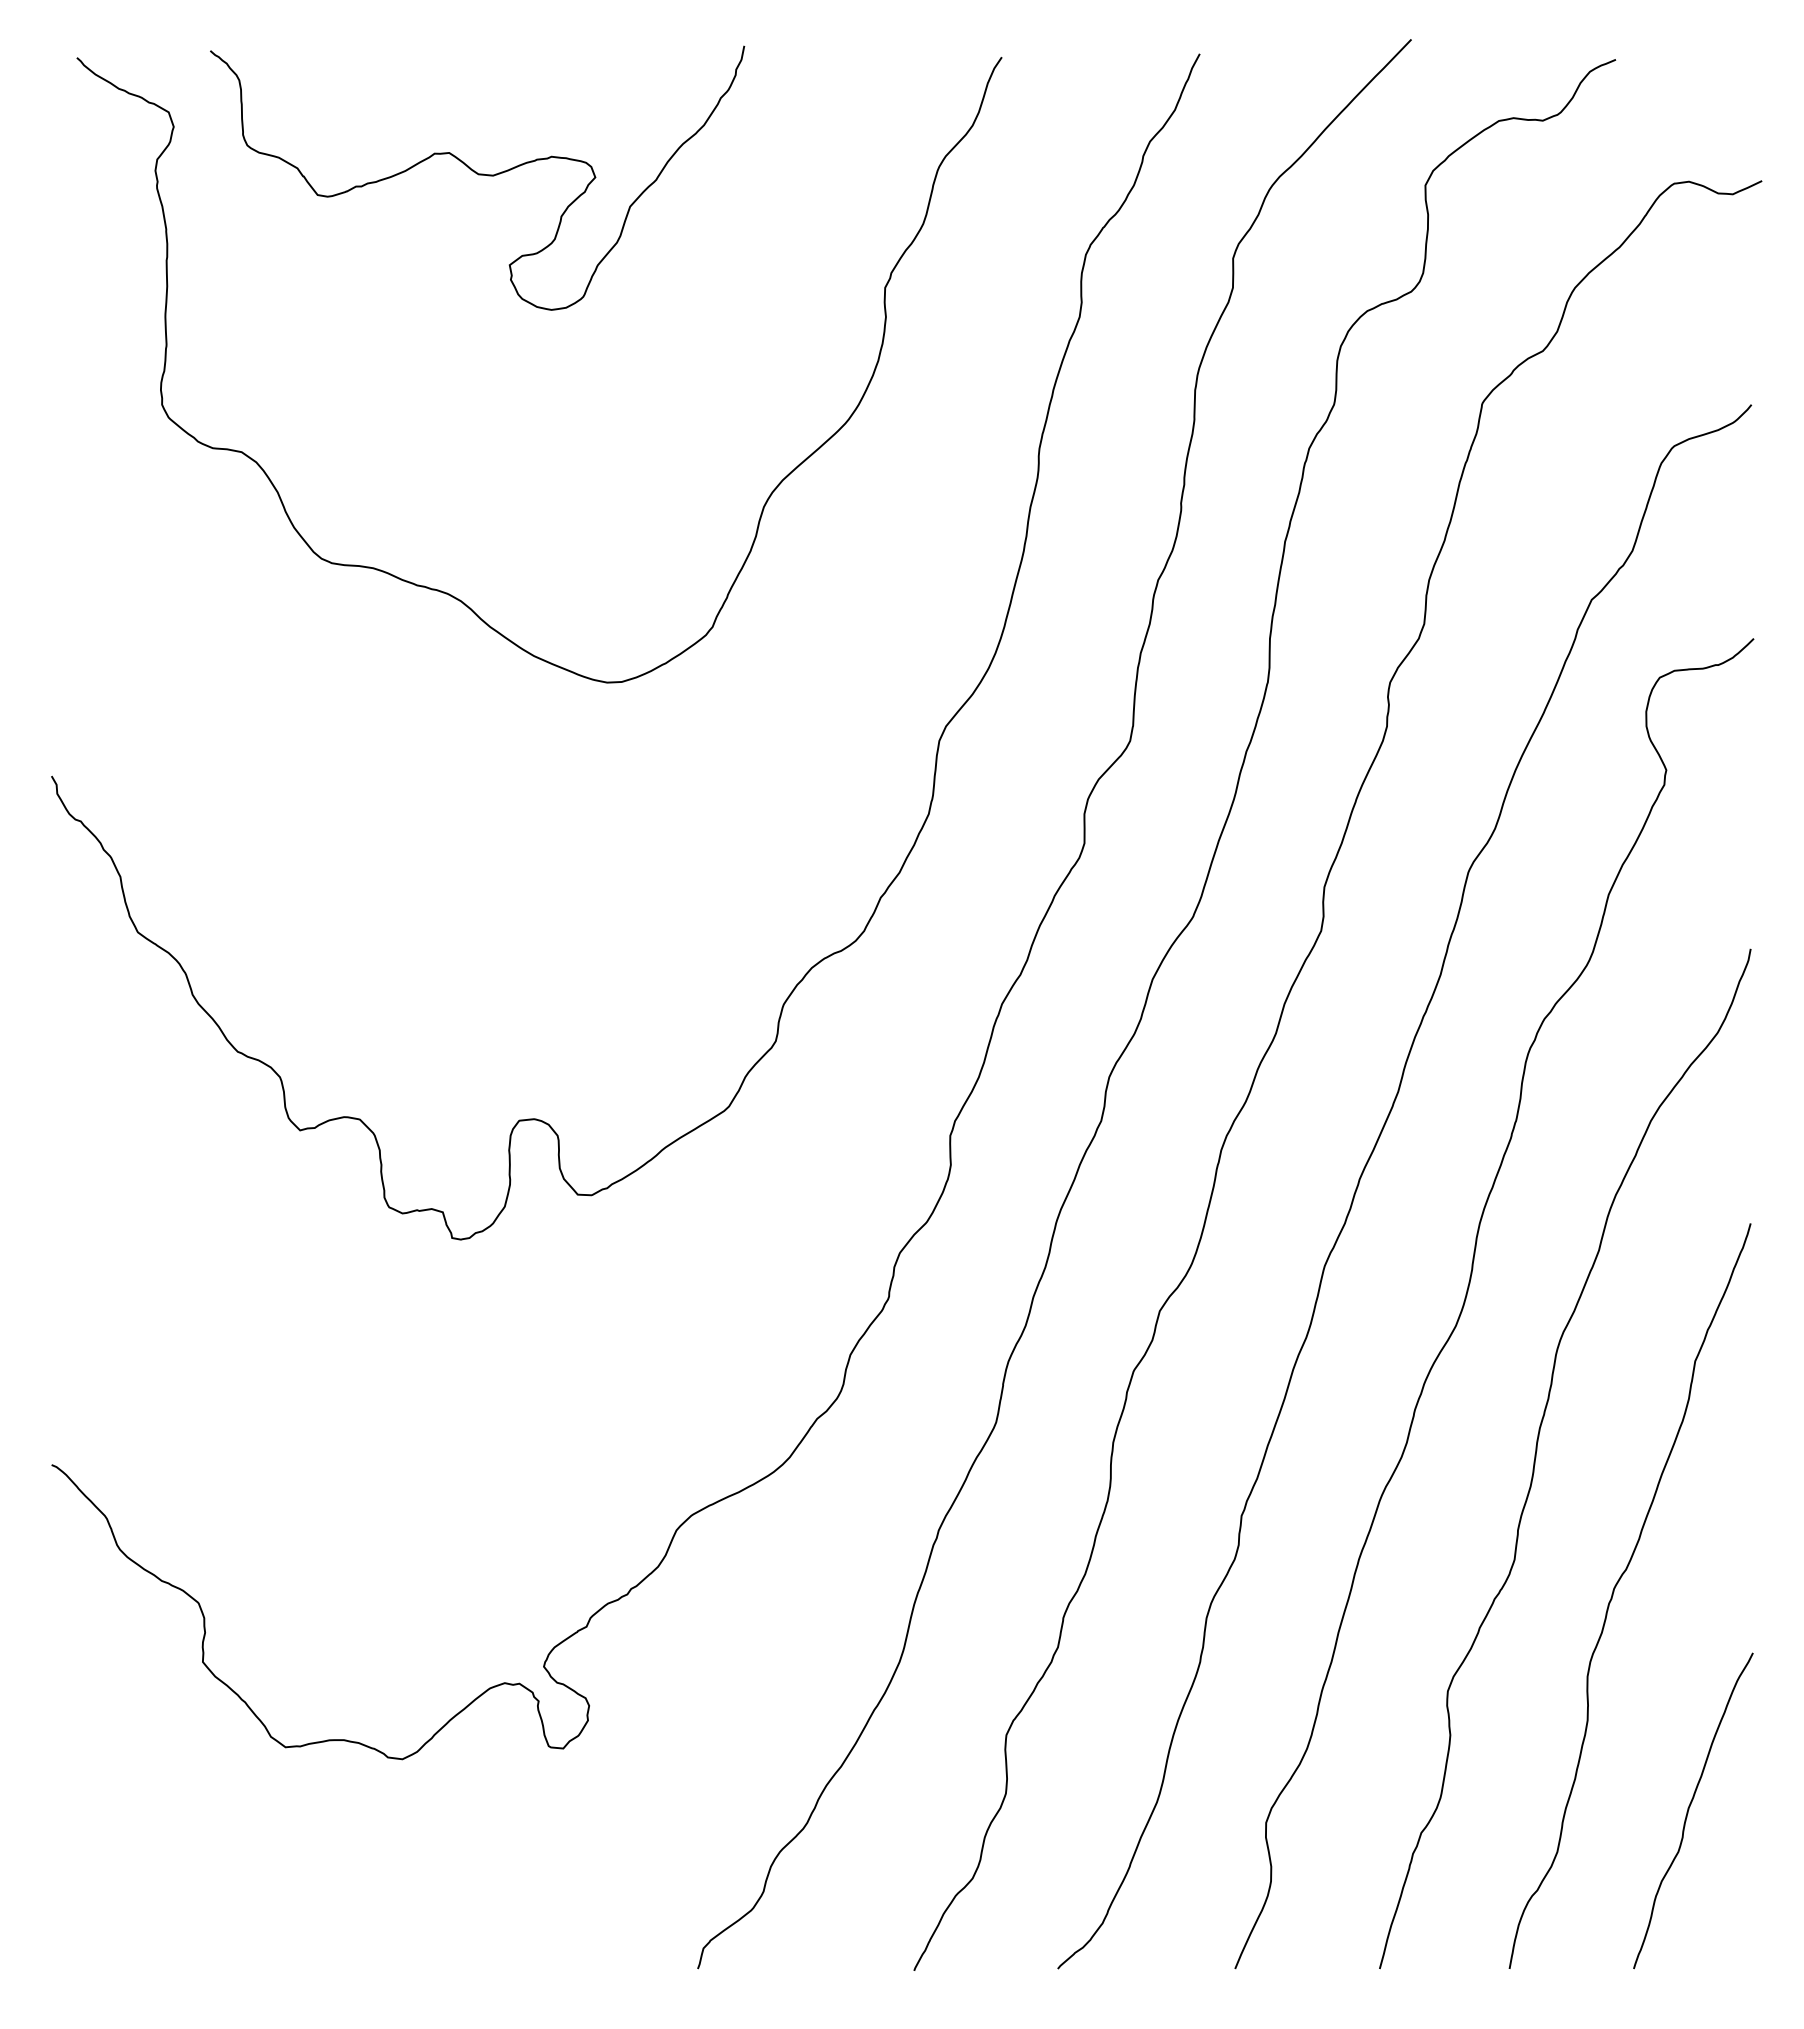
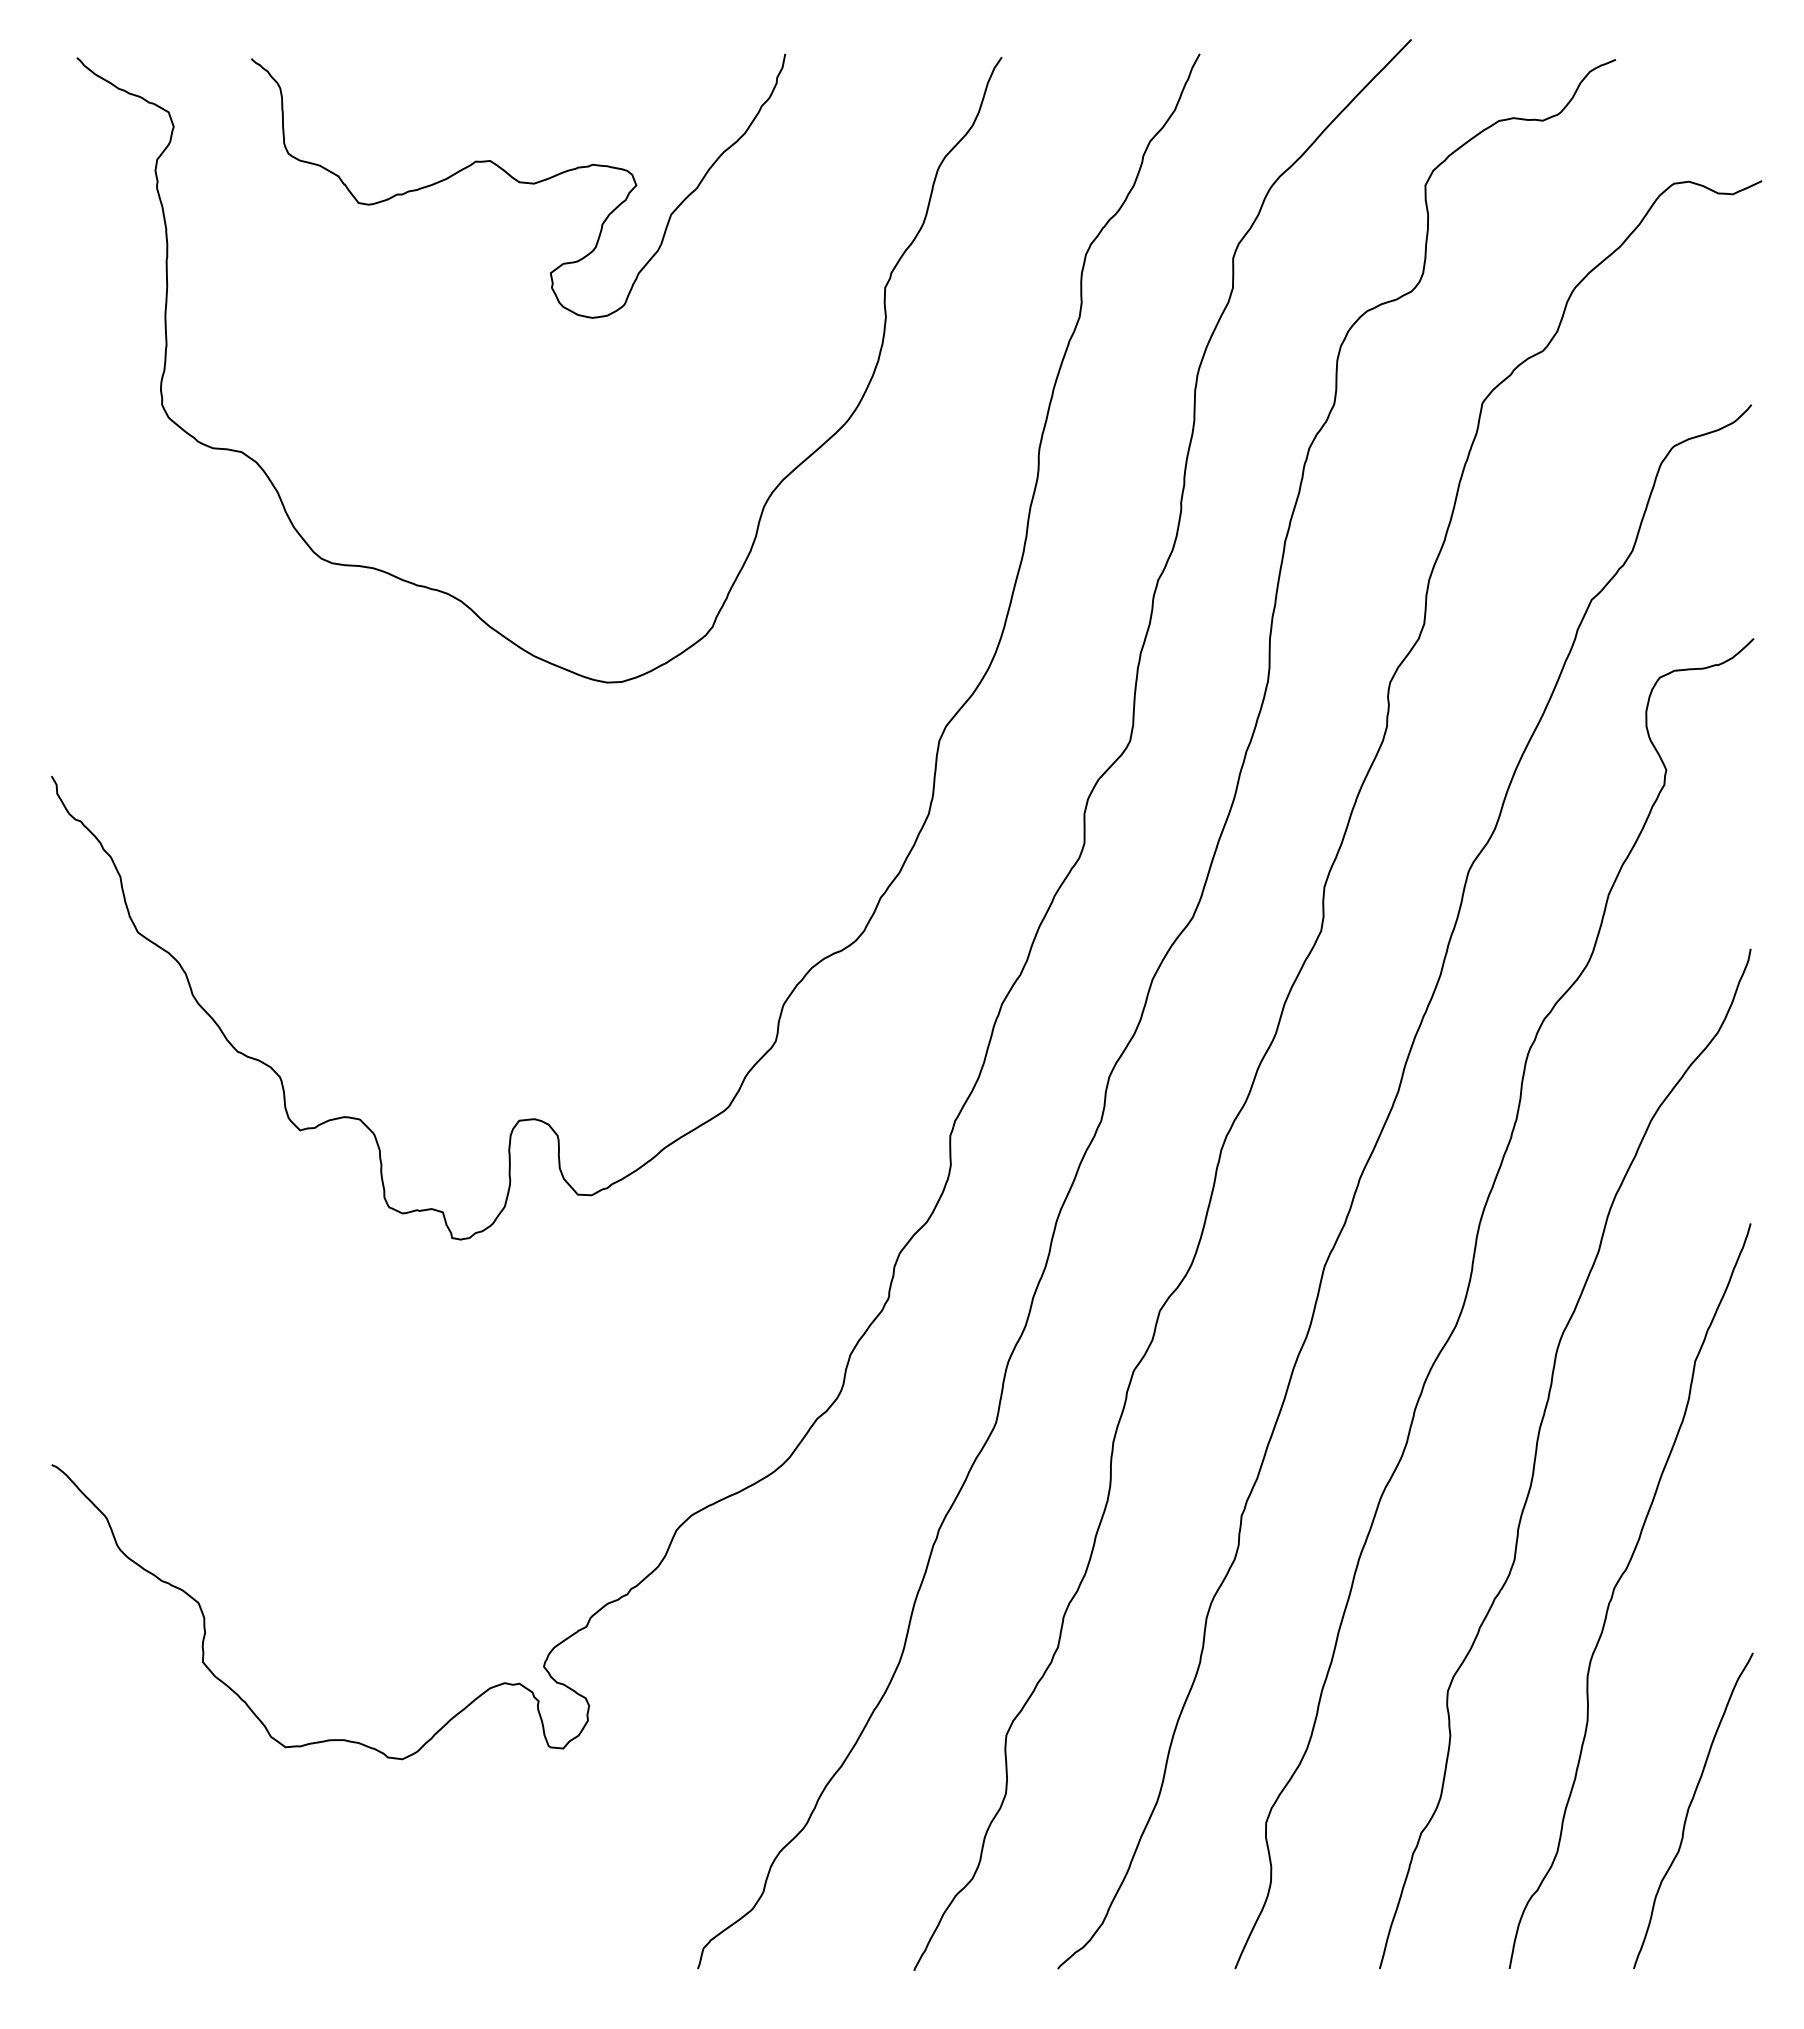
curve position: (478, 175) -> (519, 183) (519, 183)
